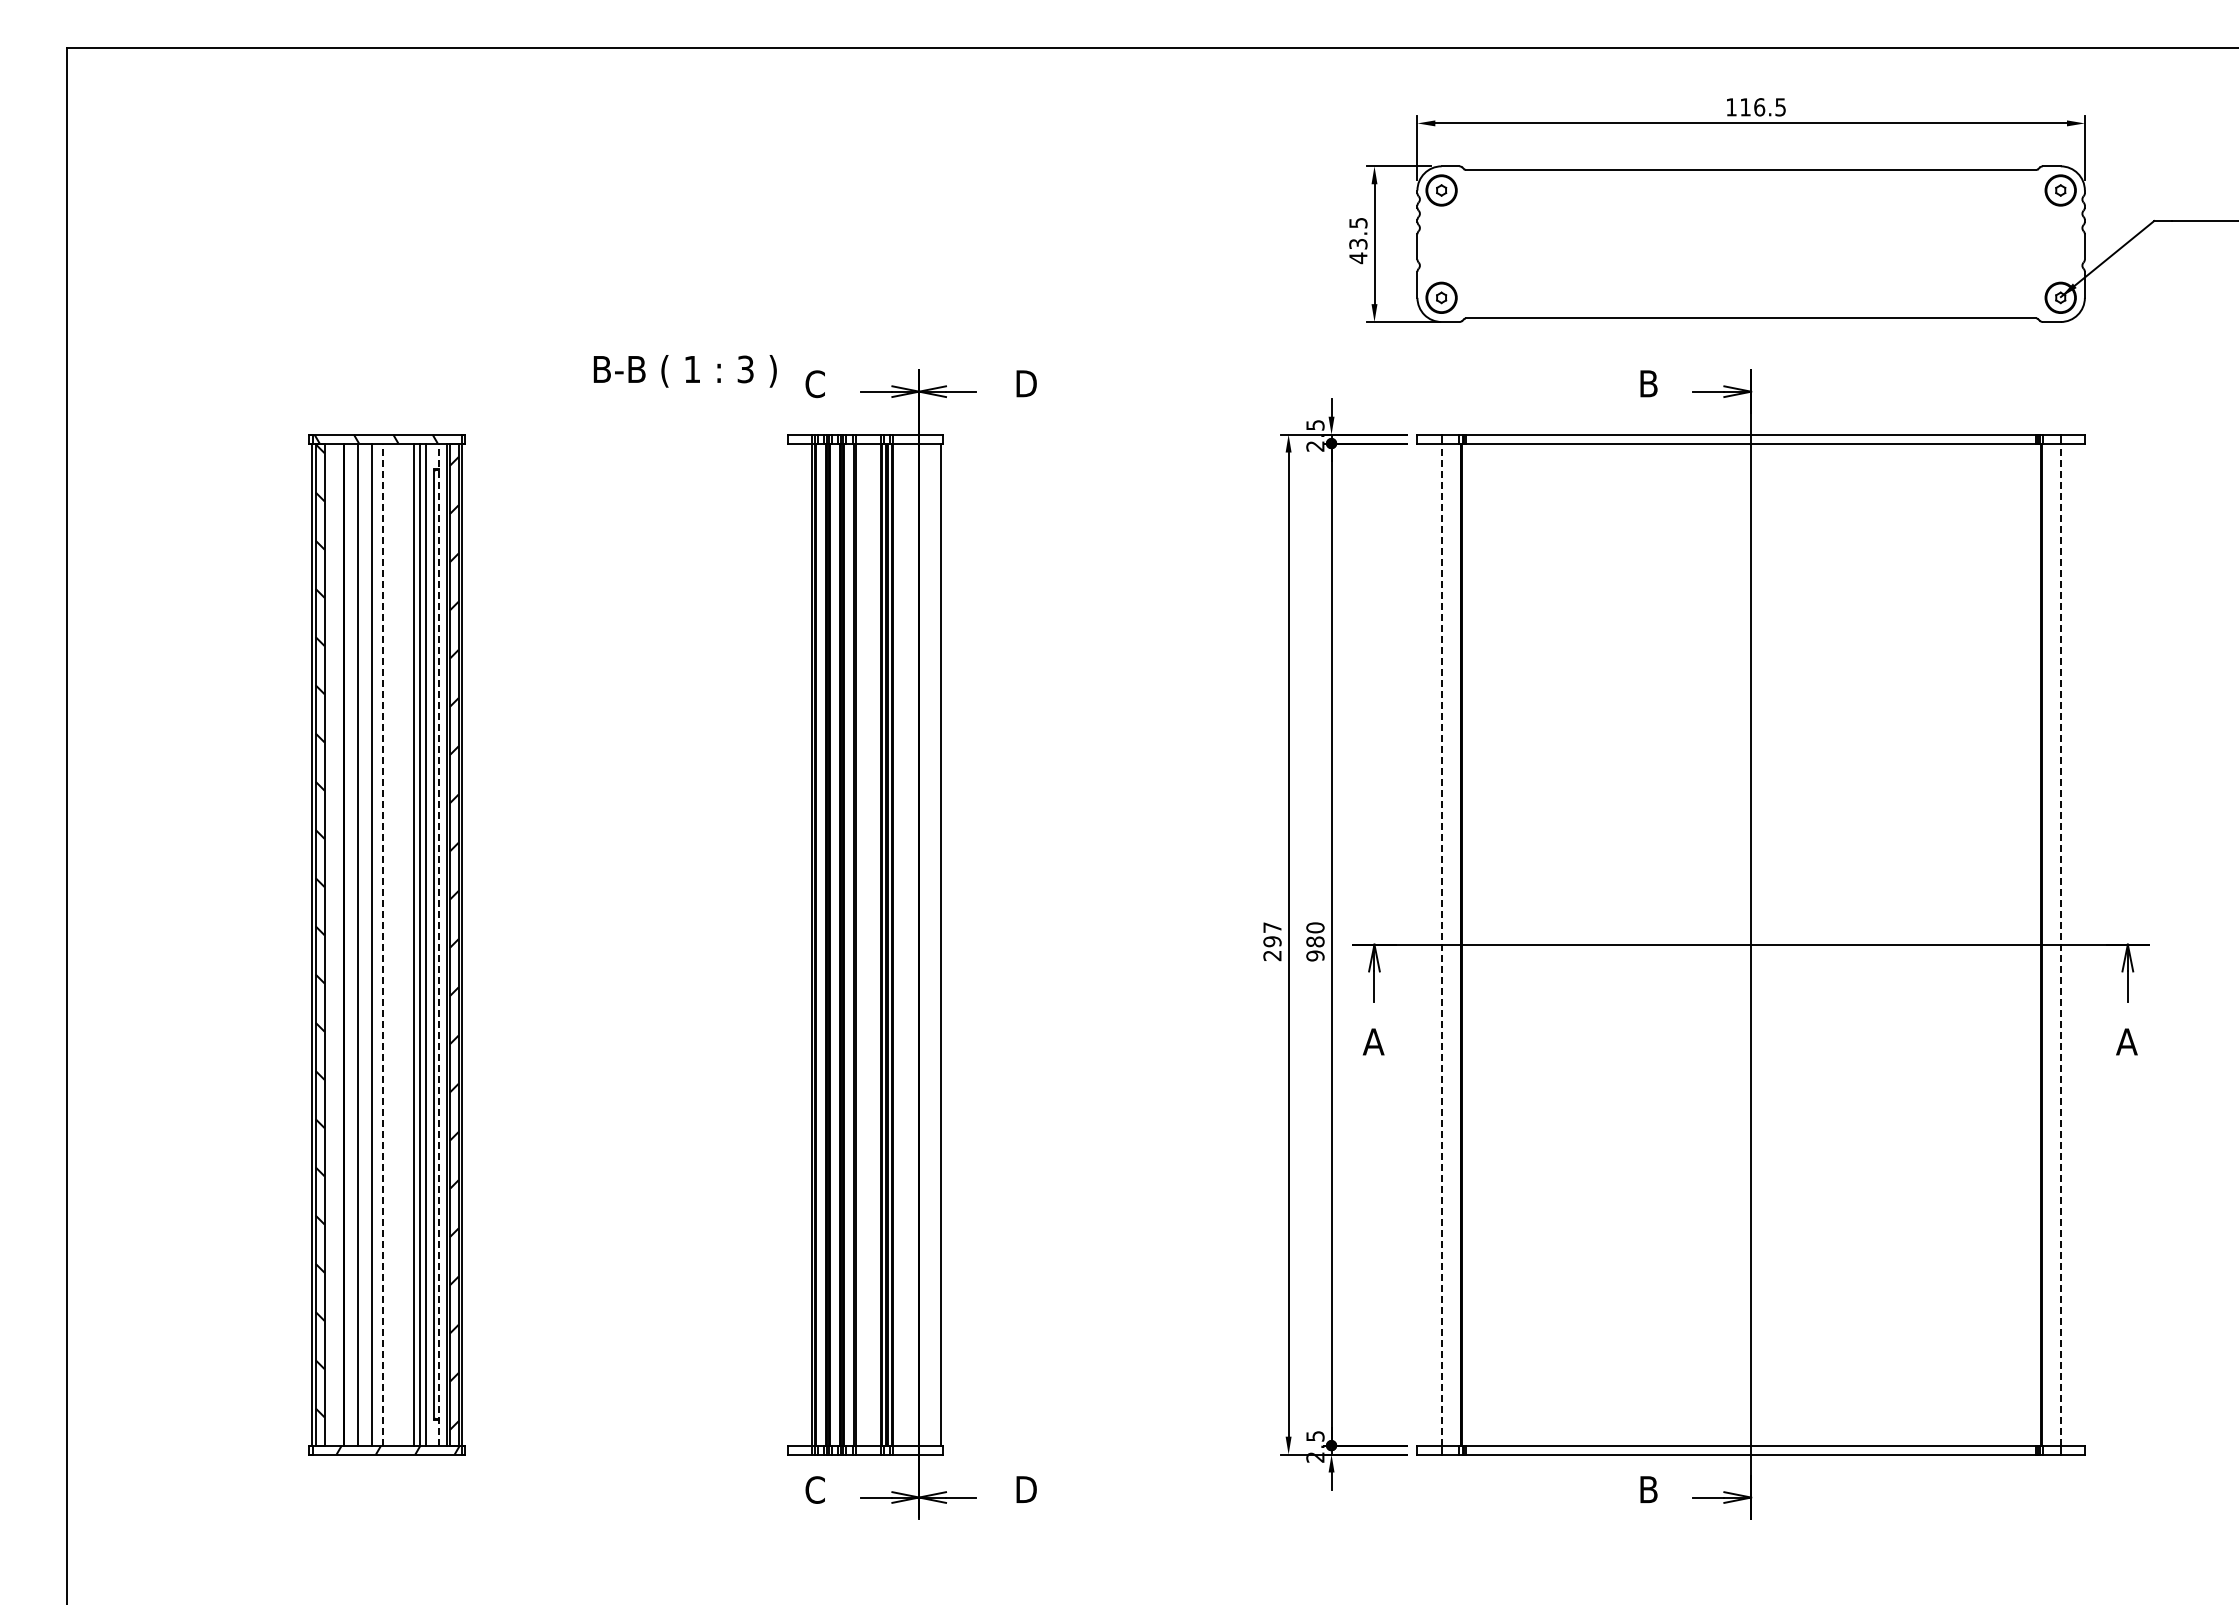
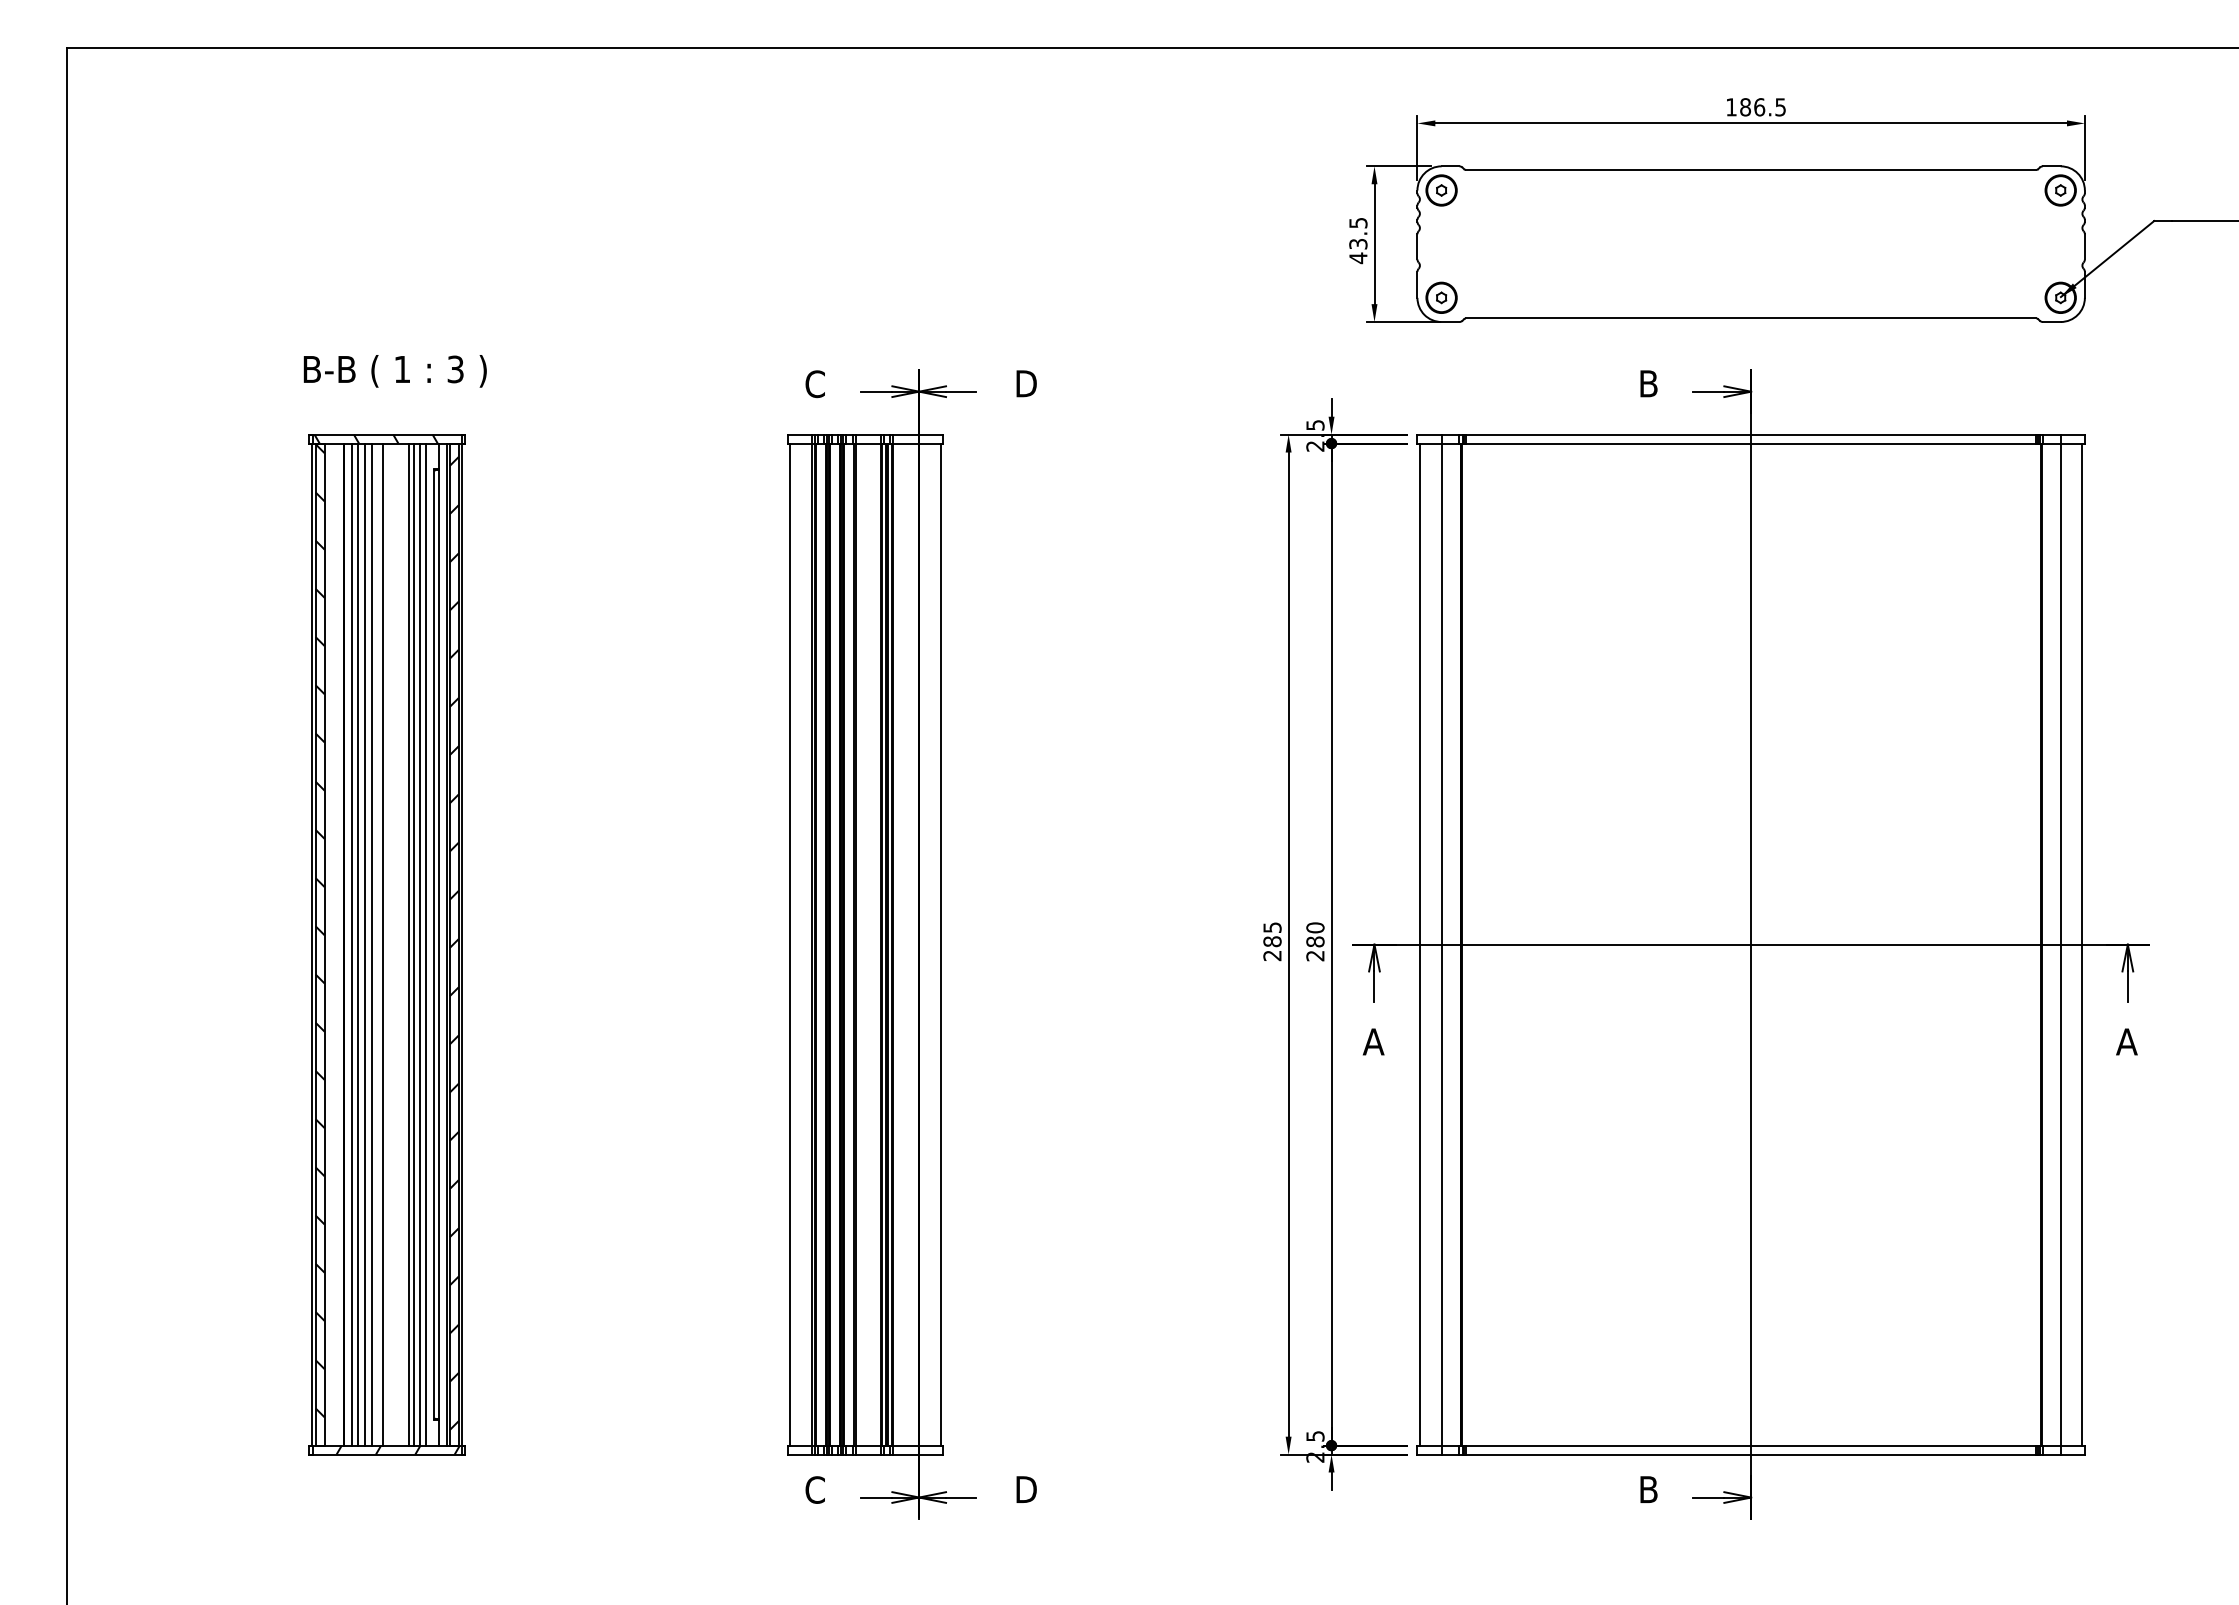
text: 116.5 -> 186.5 (1745, 107)
text position: (684, 371) -> (394, 371) (394, 371)
text: 297 -> 285 (1272, 934)
line: none -> present (351, 944)
line: none -> present (365, 944)
line: dashed -> solid (382, 944)
line: none -> present (408, 944)
line: dashed -> solid (438, 944)
line: none -> present (790, 944)
line: none -> present (1420, 944)
line: dashed -> solid (1441, 944)
line: dashed -> solid (2060, 944)
line: none -> present (2082, 944)
text: 980 -> 280 (1315, 955)
